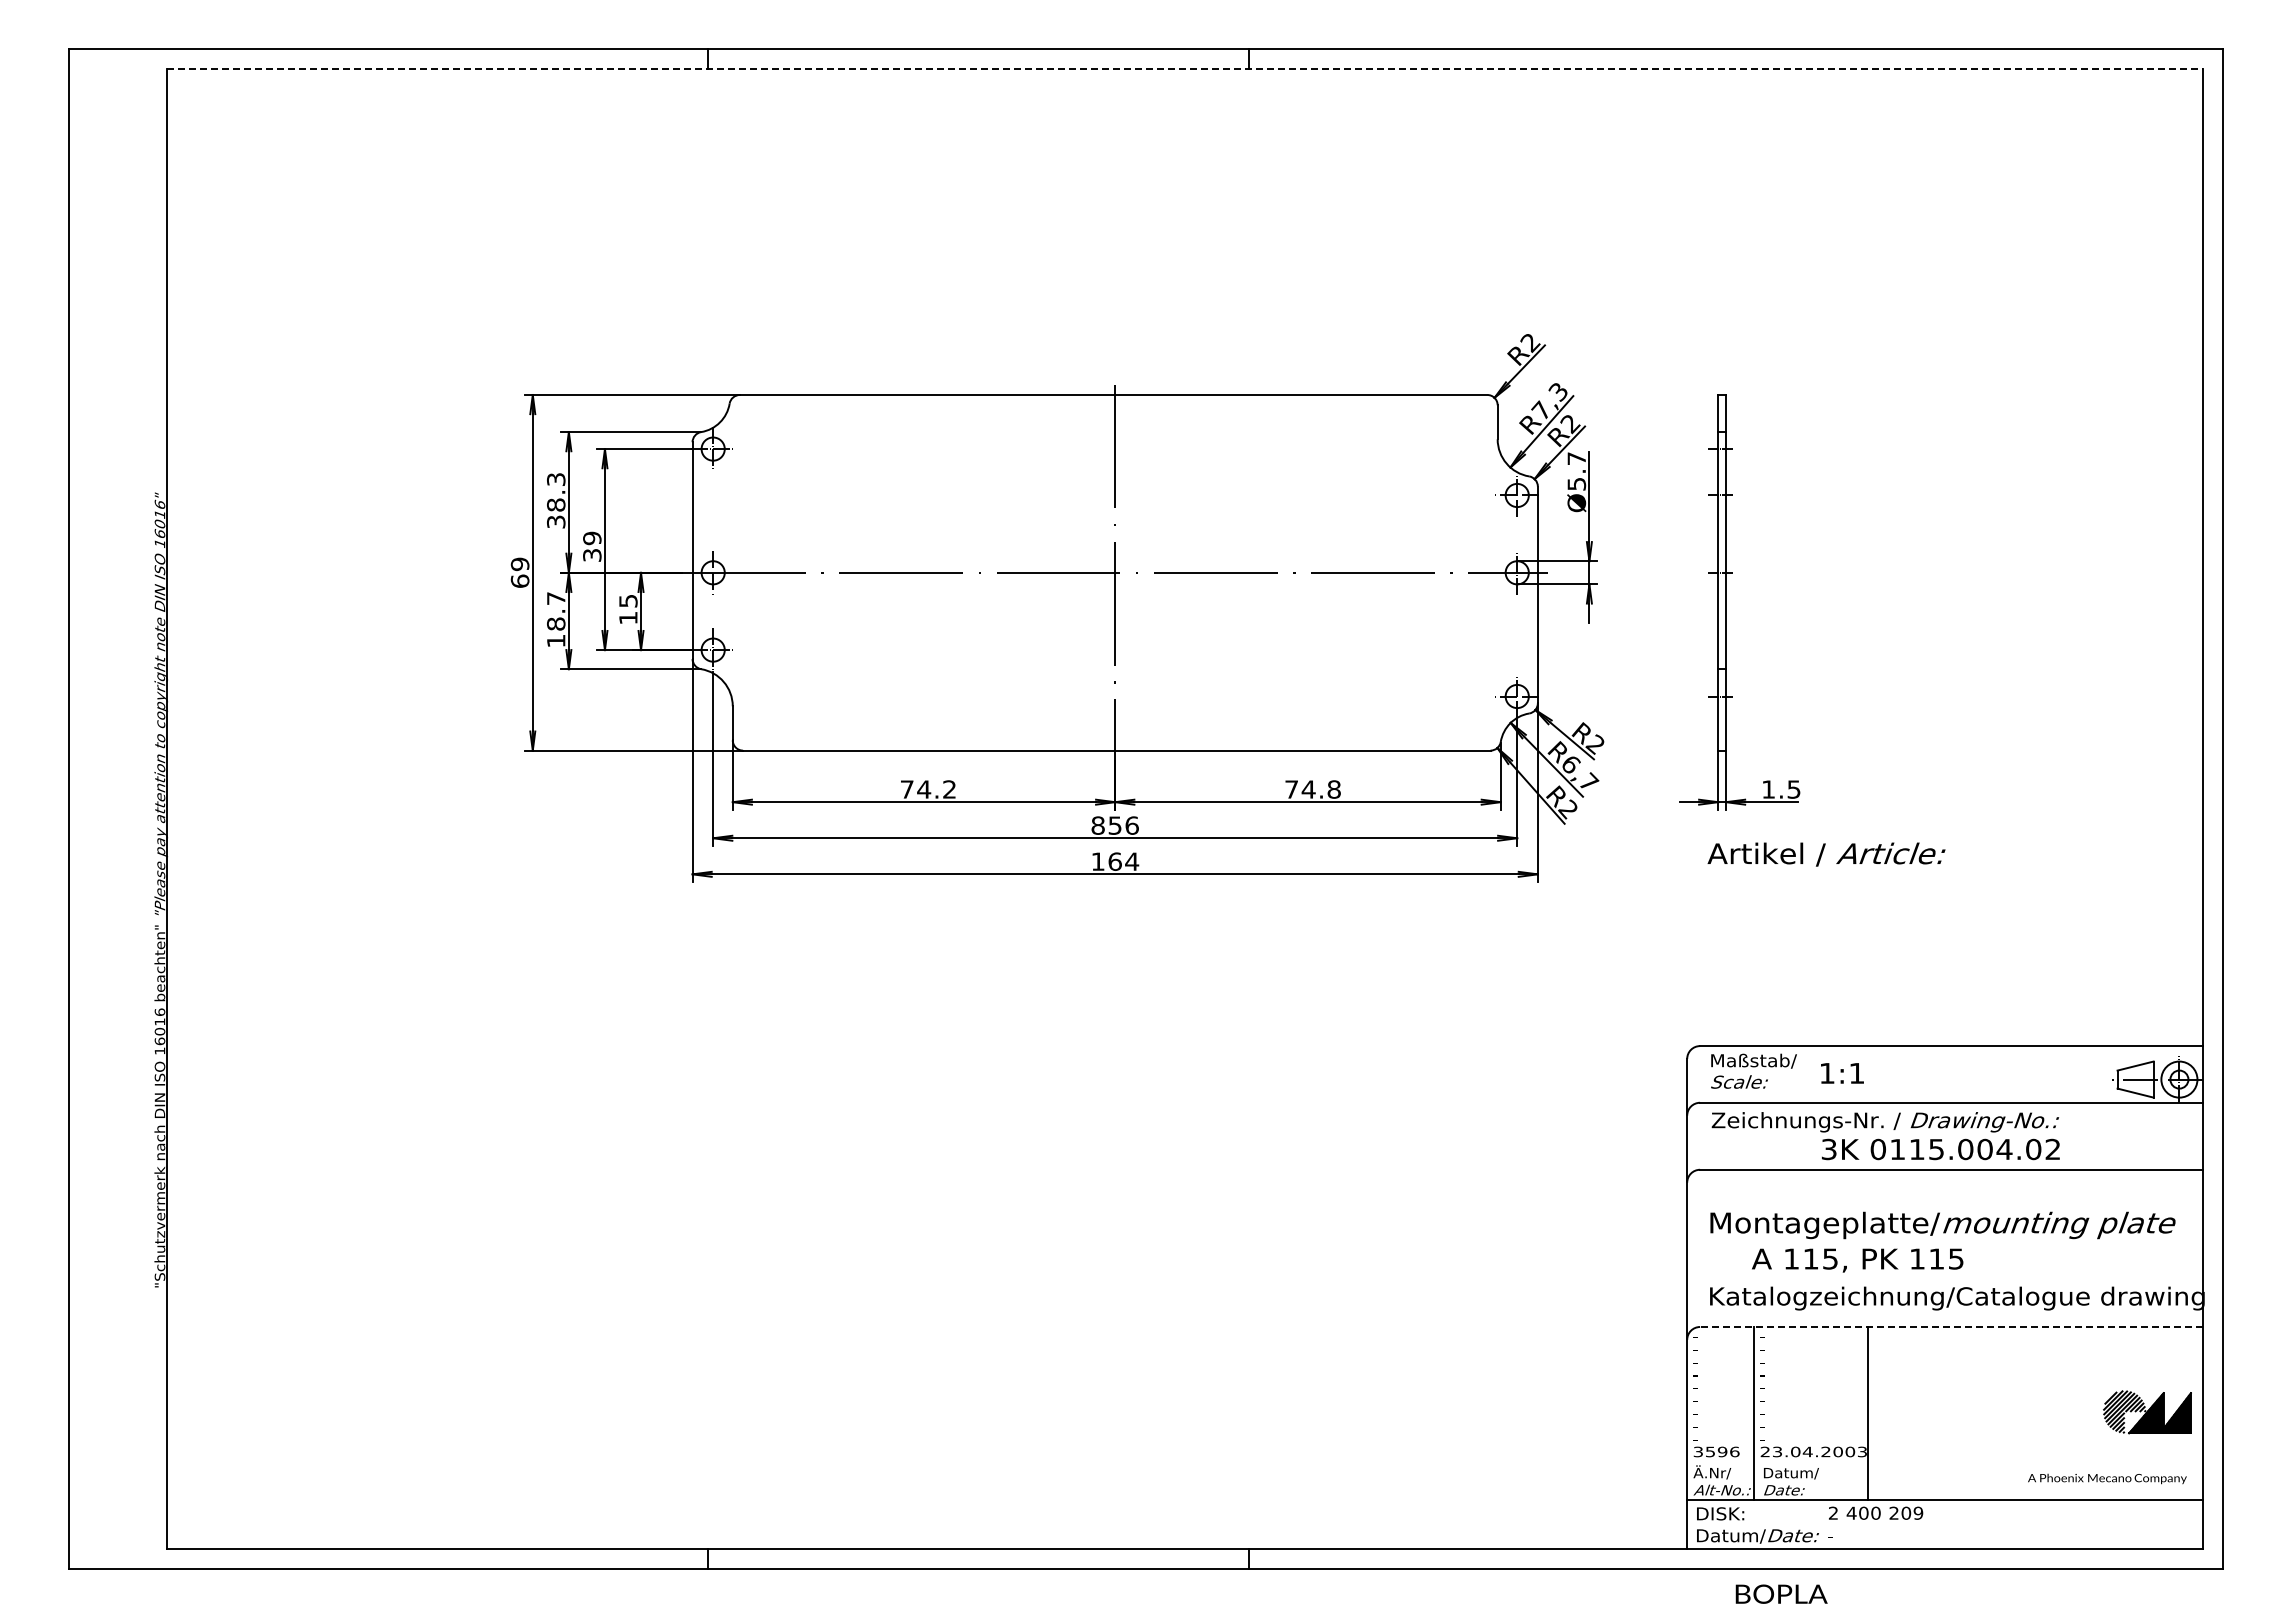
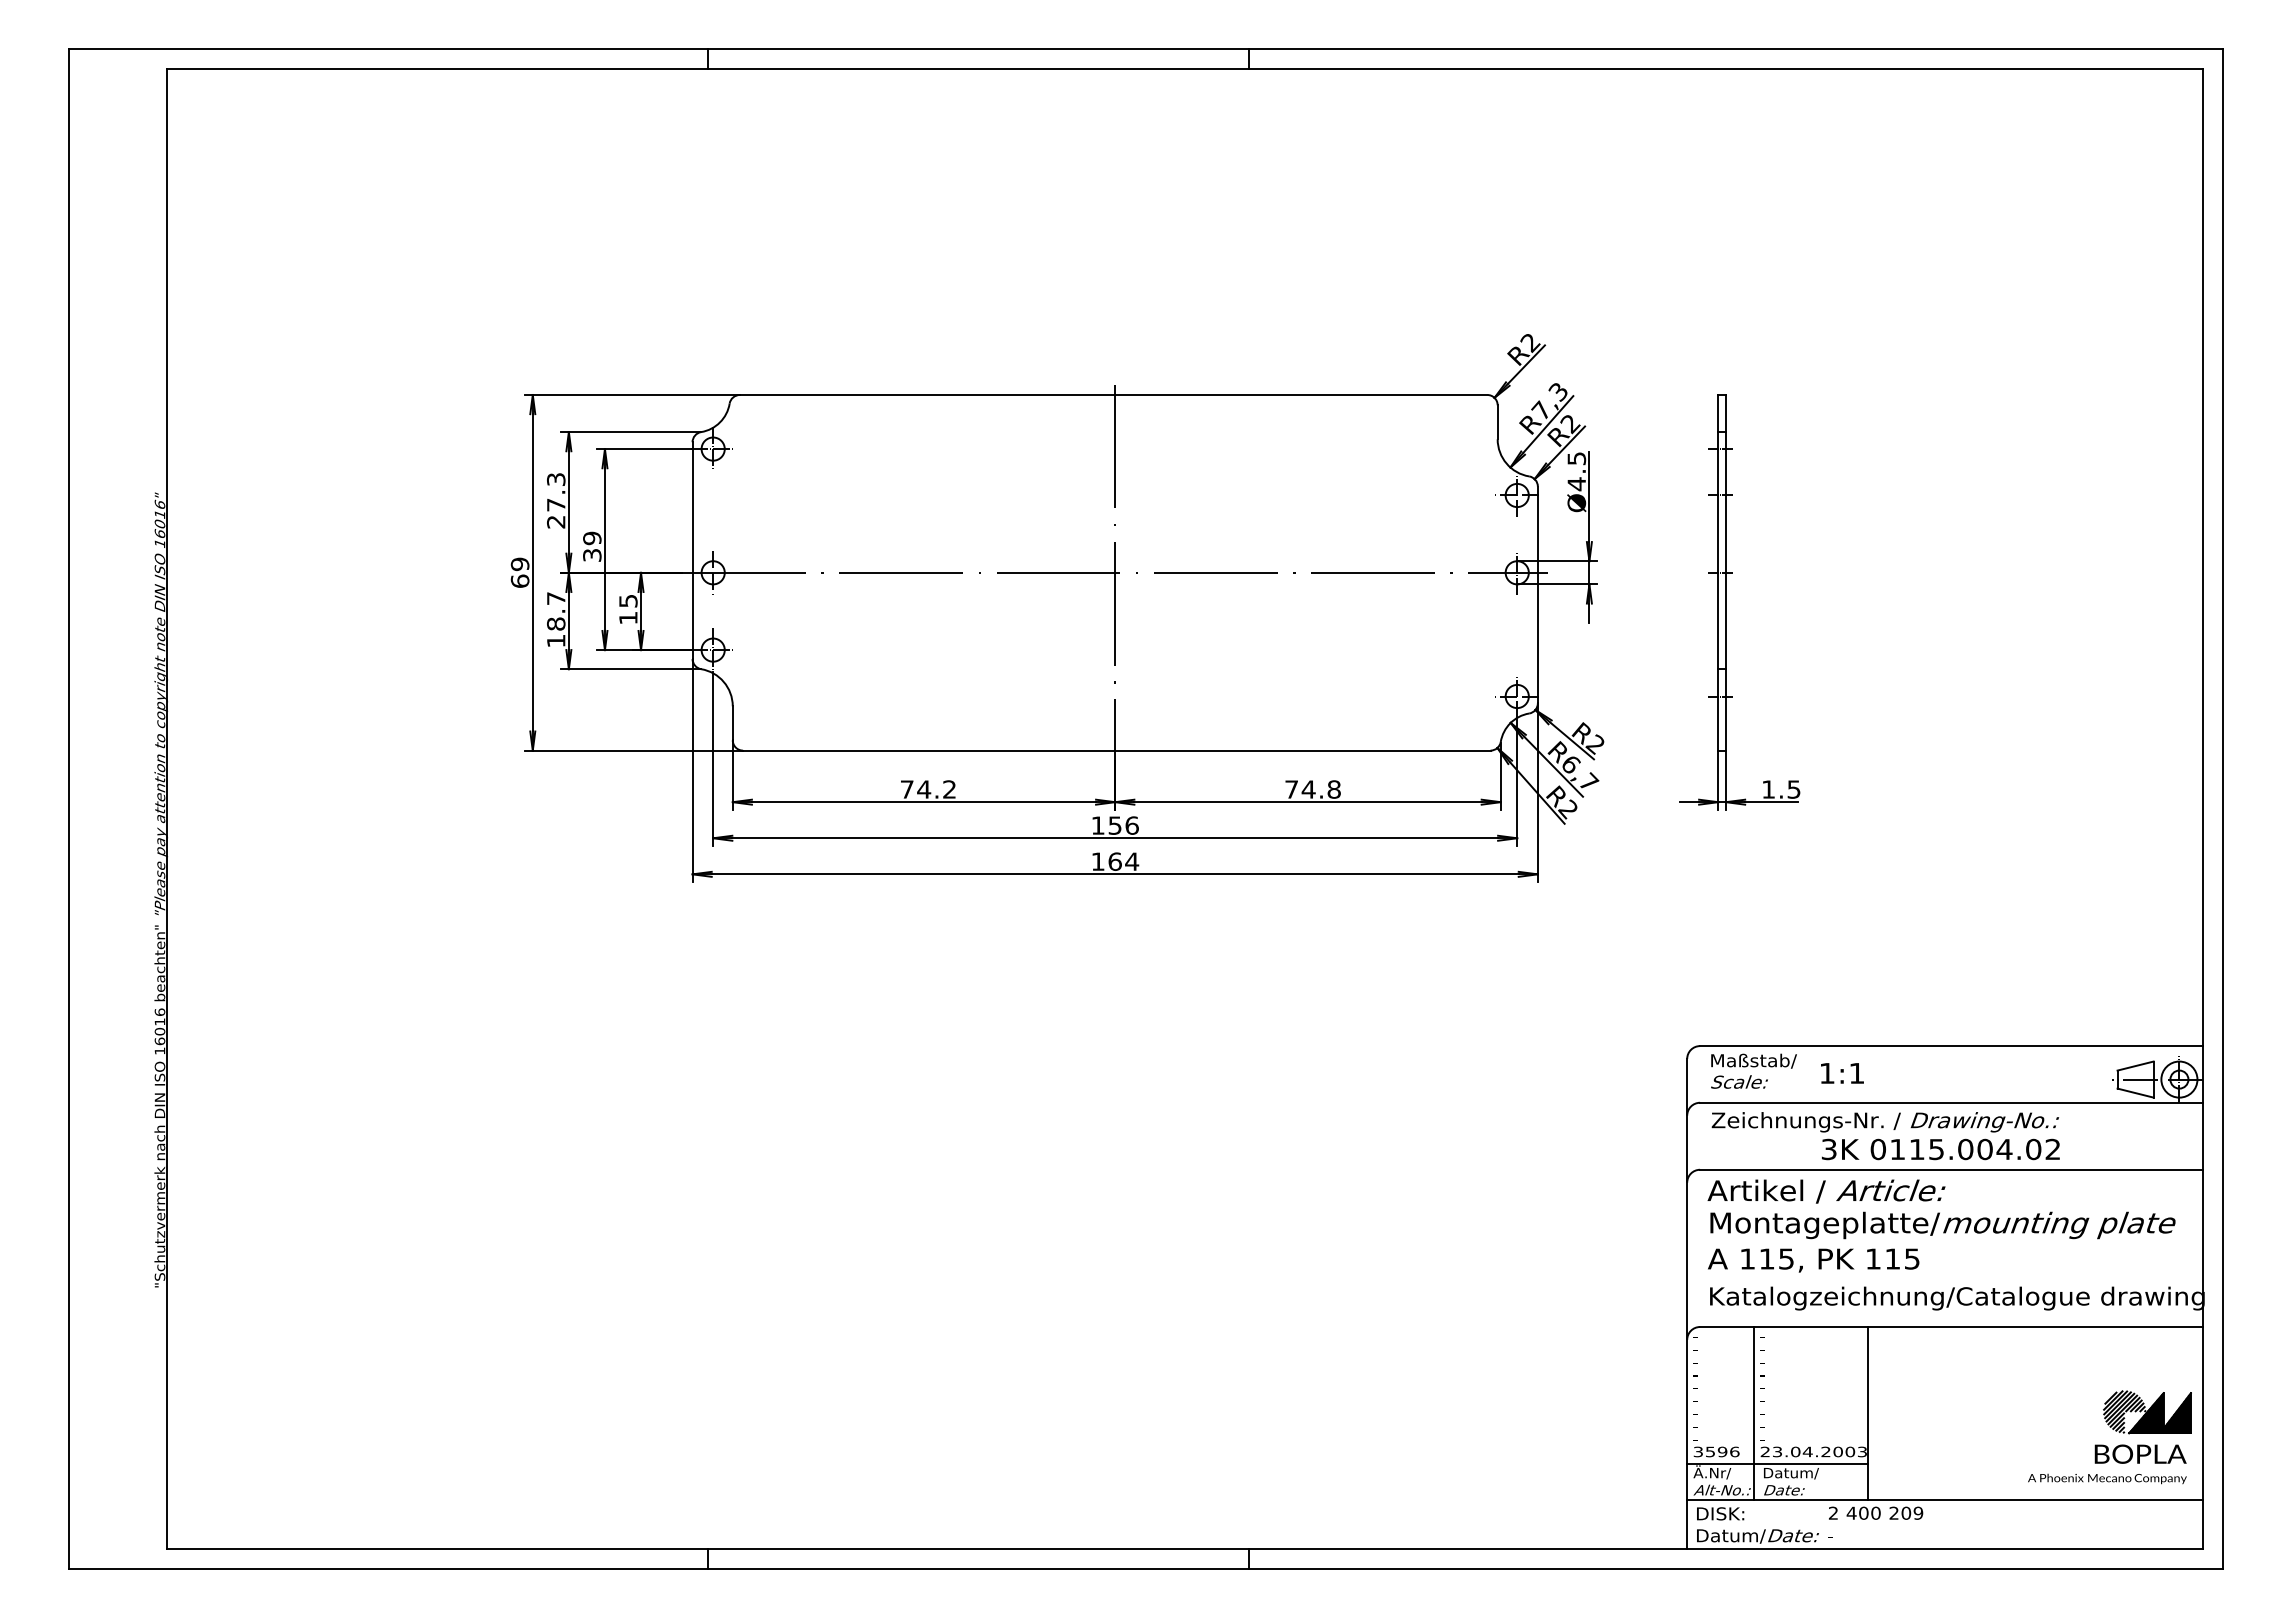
line: dashed -> solid (1184, 69)
text: Ø5.7 -> Ø4.5 (1576, 471)
text: 38.3 -> 27.3 (556, 513)
text: 856 -> 156 (1097, 825)
text position: (1826, 854) -> (1826, 1191) (1826, 1191)
text position: (1857, 1260) -> (1813, 1260) (1813, 1260)
line: dashed -> solid (1950, 1327)
line: none -> present (1777, 1463)
text position: (1781, 1593) -> (2140, 1453) (2140, 1453)
